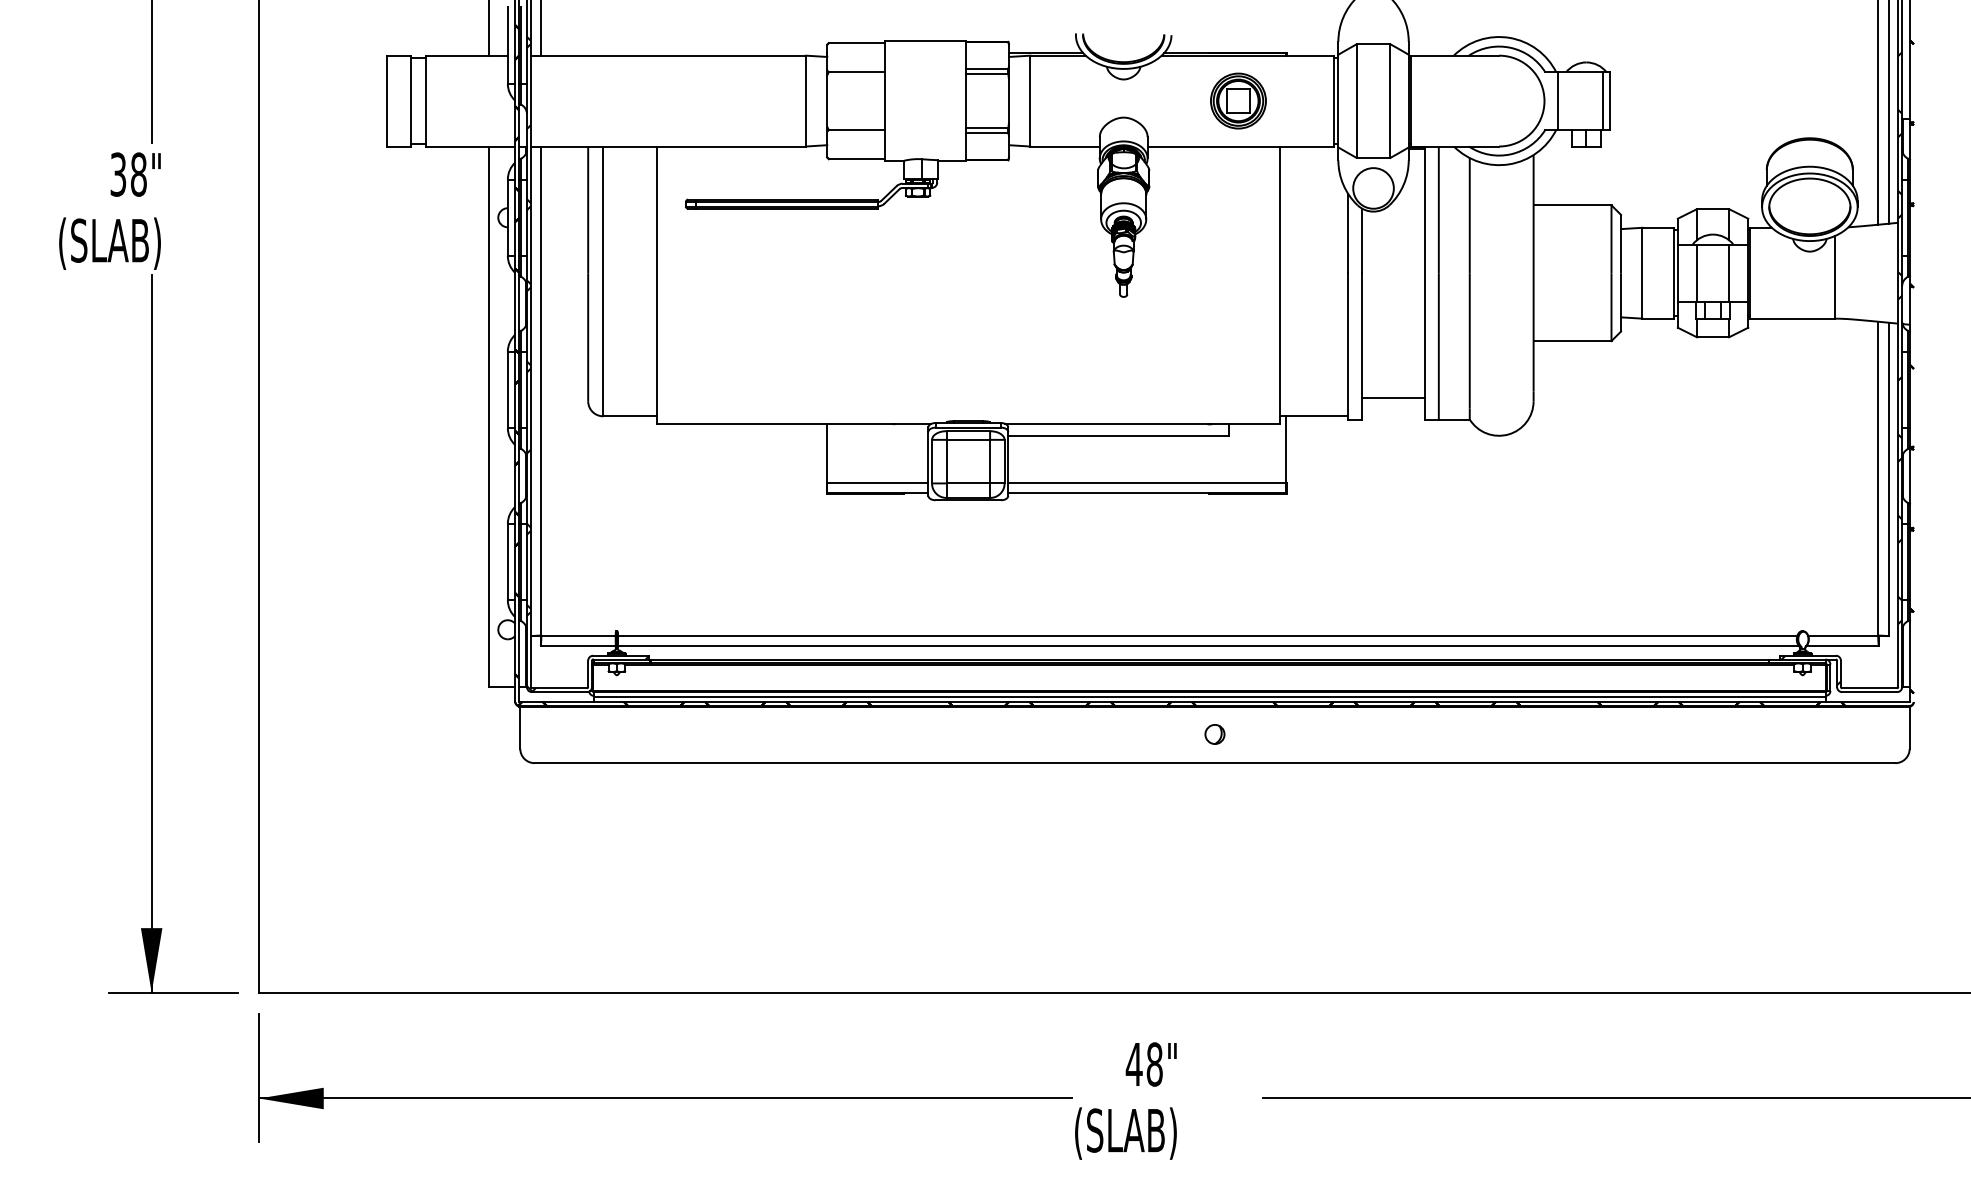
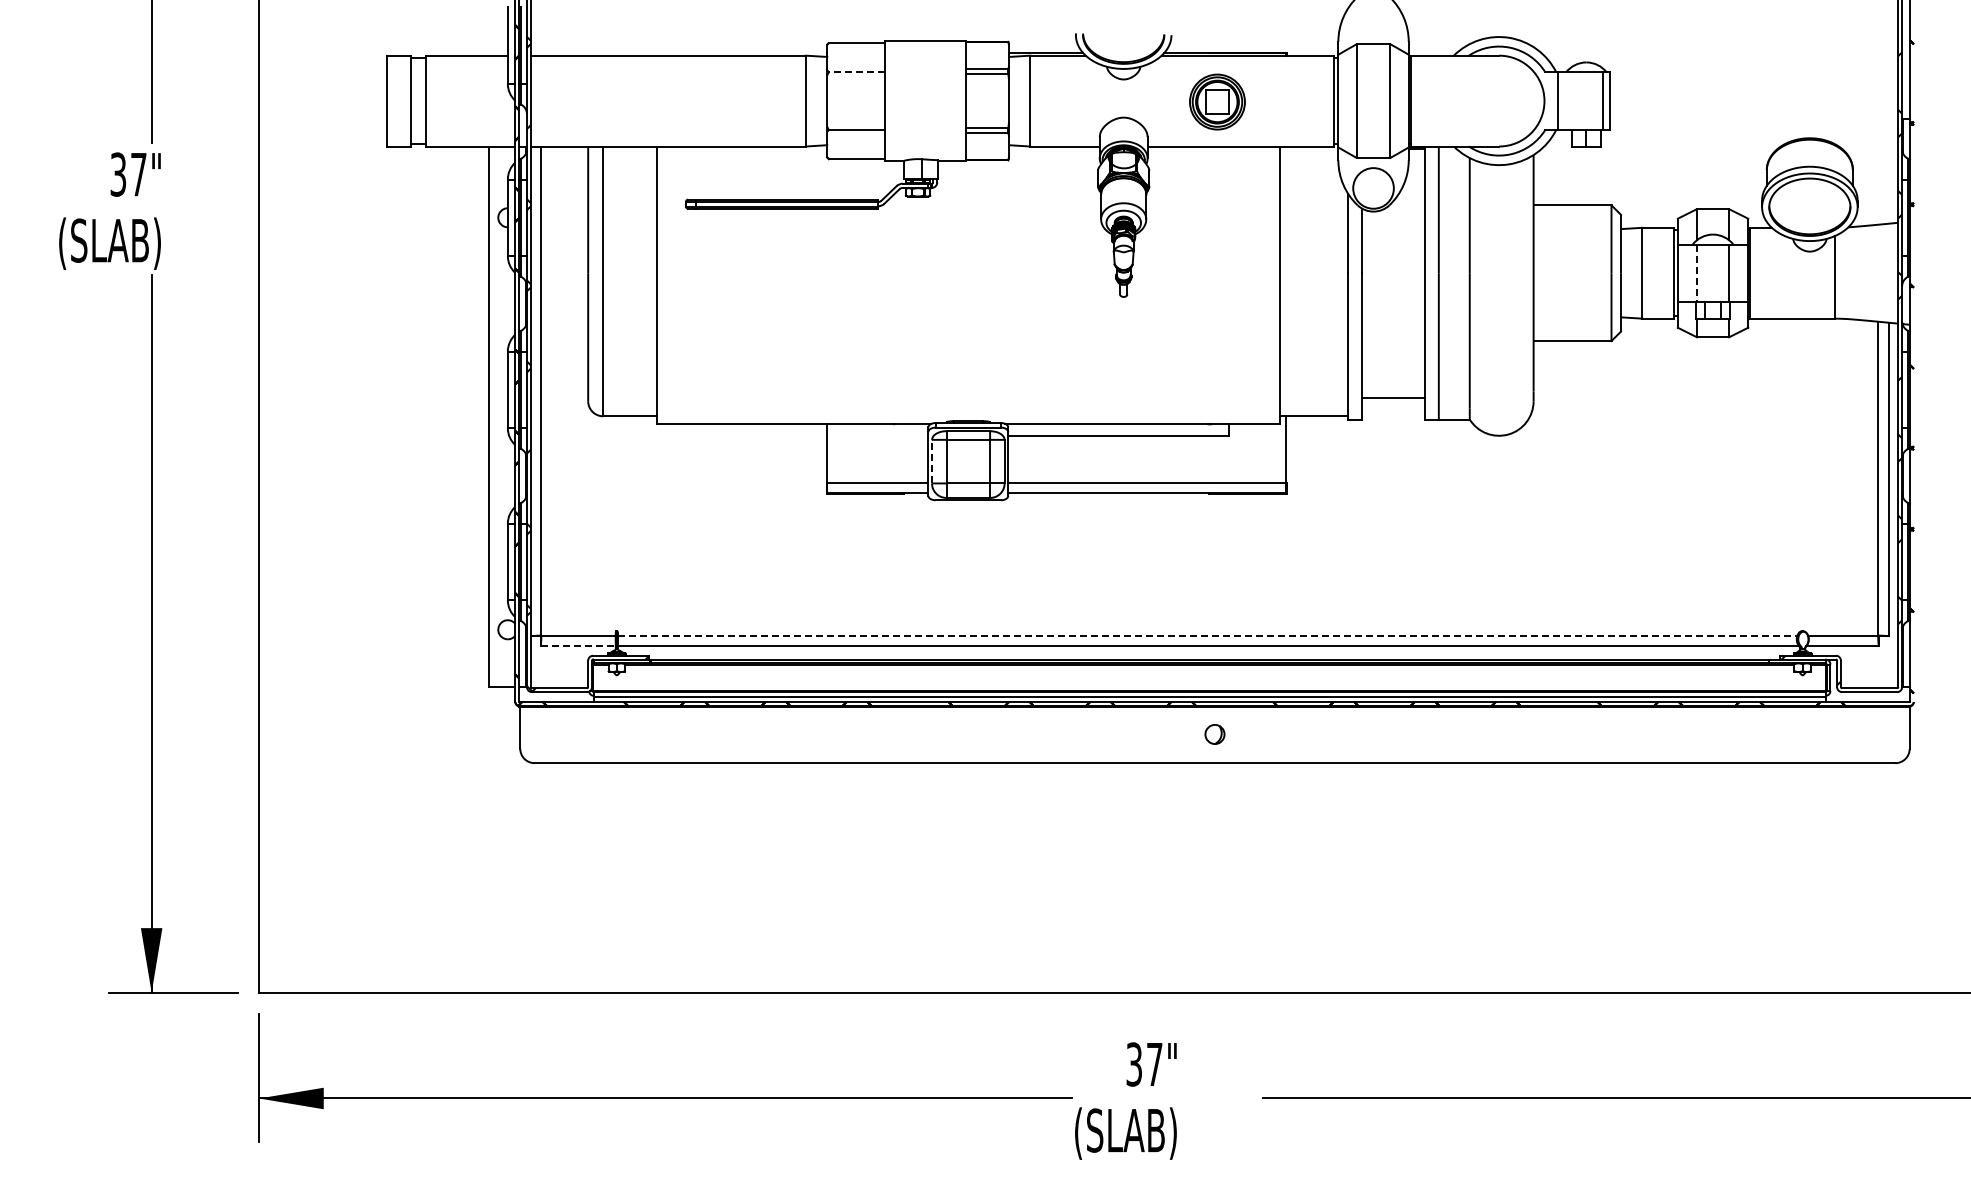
line: present -> none (488, 28)
line: present -> none (541, 28)
line: solid -> dashed (856, 72)
part position: (1238, 100) -> (1217, 101) (1217, 101)
line: present -> none (1888, 112)
line: present -> none (1878, 113)
text: 38" -> 37" (138, 174)
line: solid -> dashed (1696, 273)
line: solid -> dashed (932, 461)
line: solid -> dashed (1207, 635)
line: solid -> dashed (578, 646)
text: 48" -> 37" (1143, 1064)
